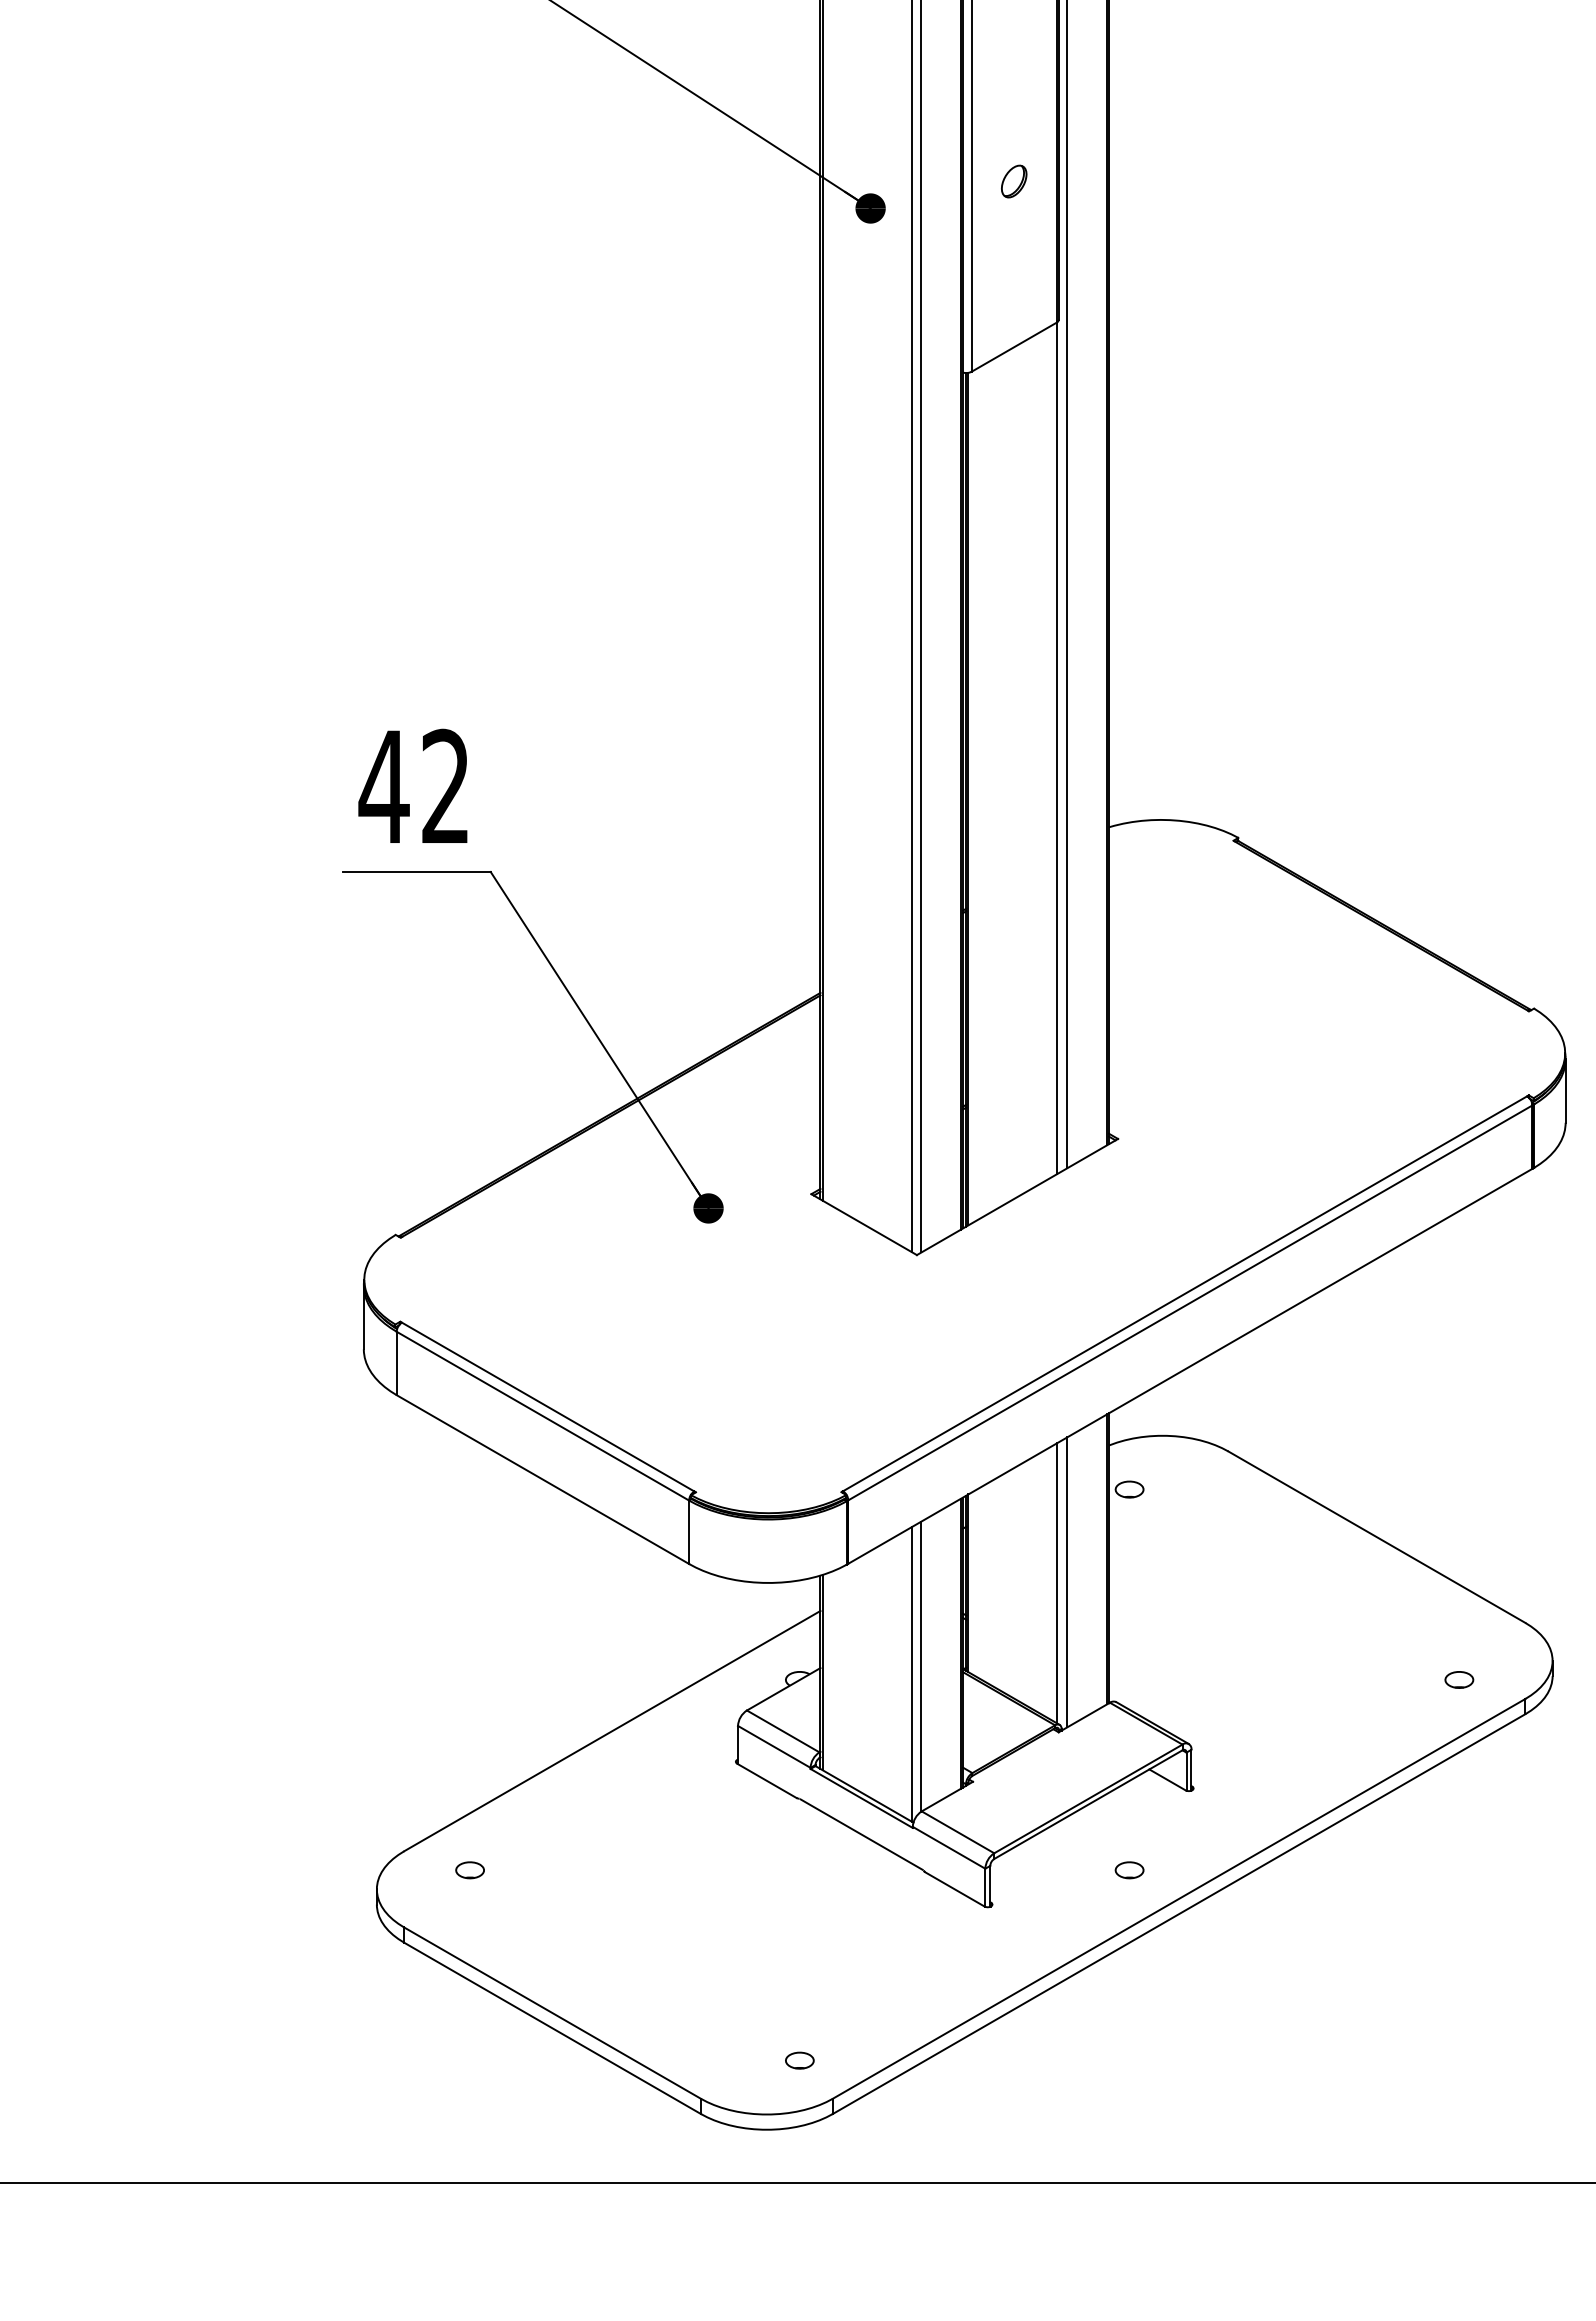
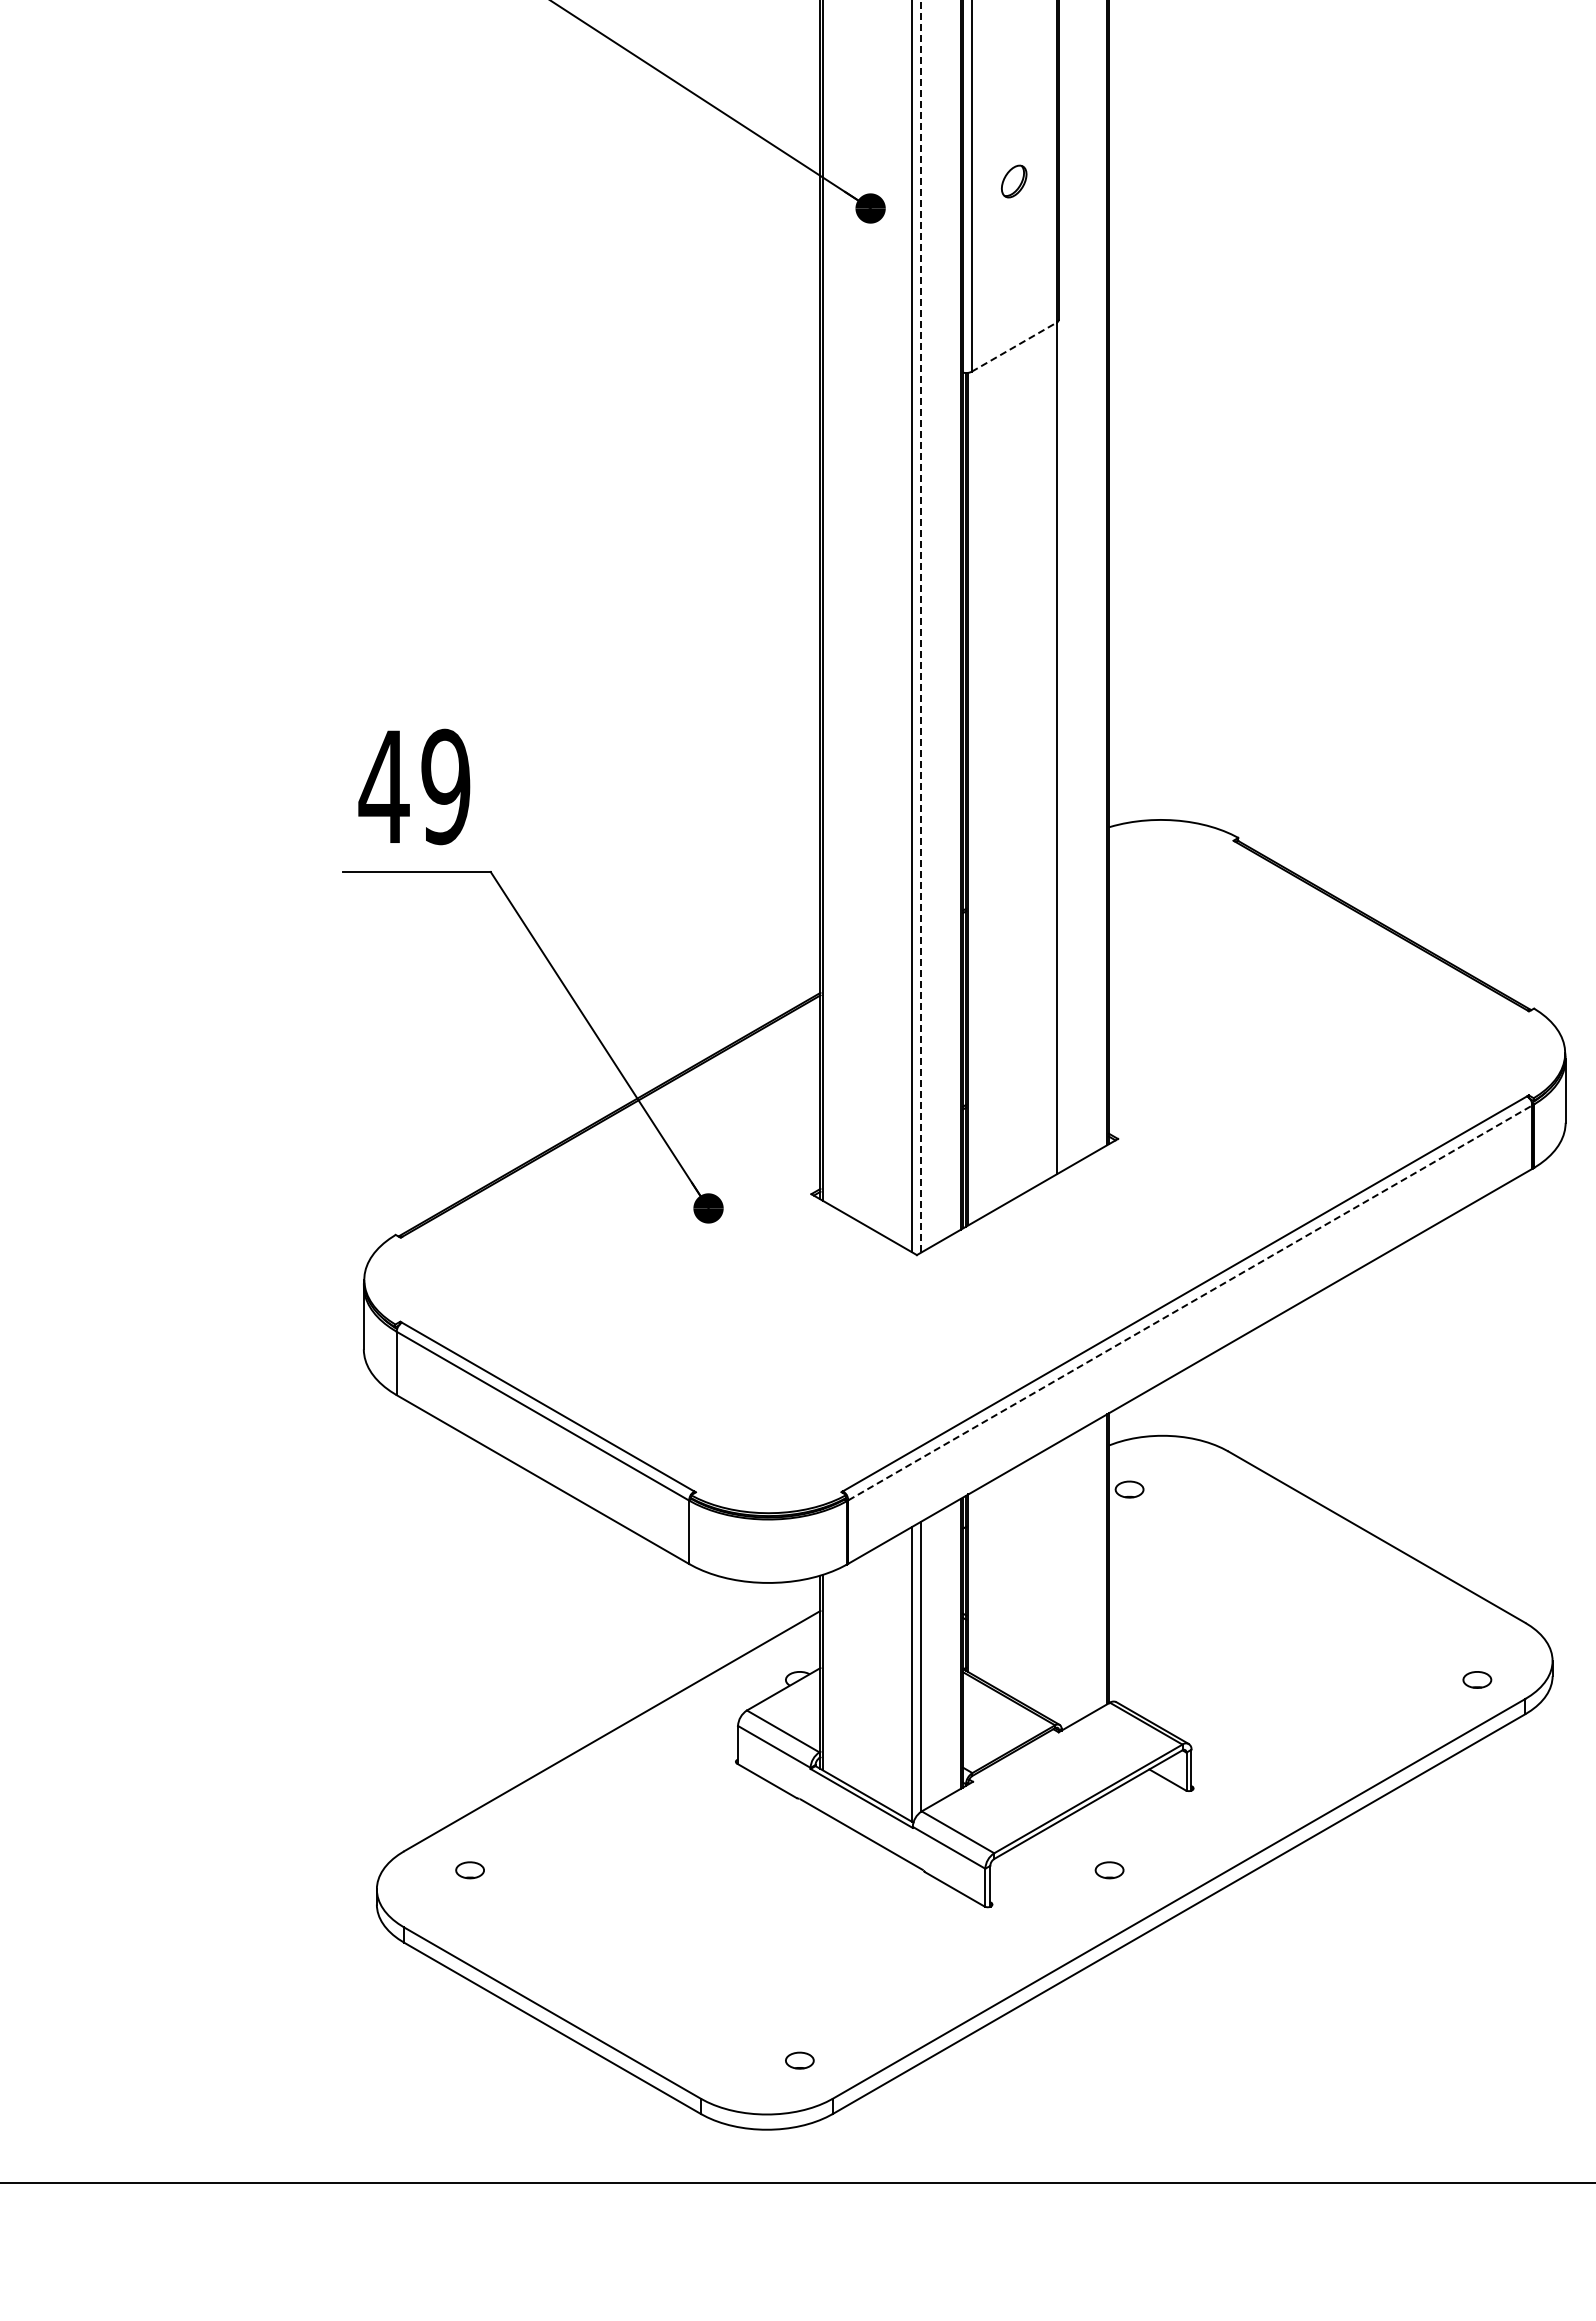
line: solid -> dashed (1014, 346)
line: present -> none (1067, 585)
line: solid -> dashed (921, 626)
text: 42 -> 49 (445, 786)
line: solid -> dashed (1190, 1302)
line: present -> none (1067, 1582)
line: present -> none (1057, 1583)
part position: (1459, 1679) -> (1477, 1679) (1477, 1679)
part position: (1129, 1870) -> (1109, 1870) (1109, 1870)
